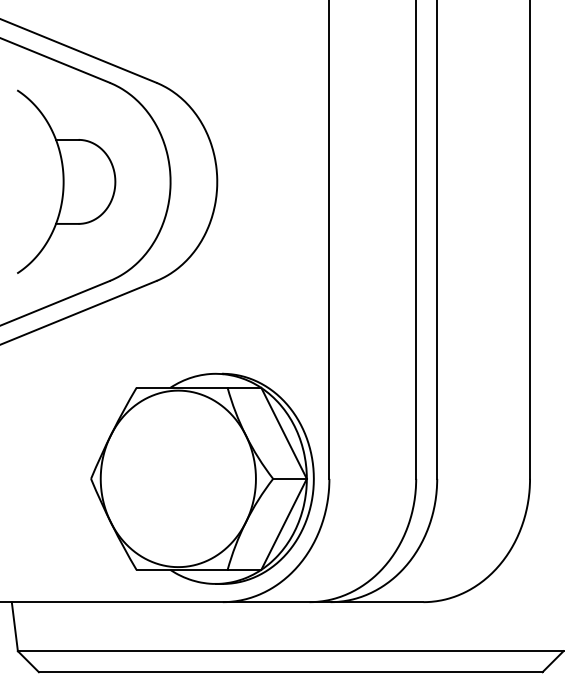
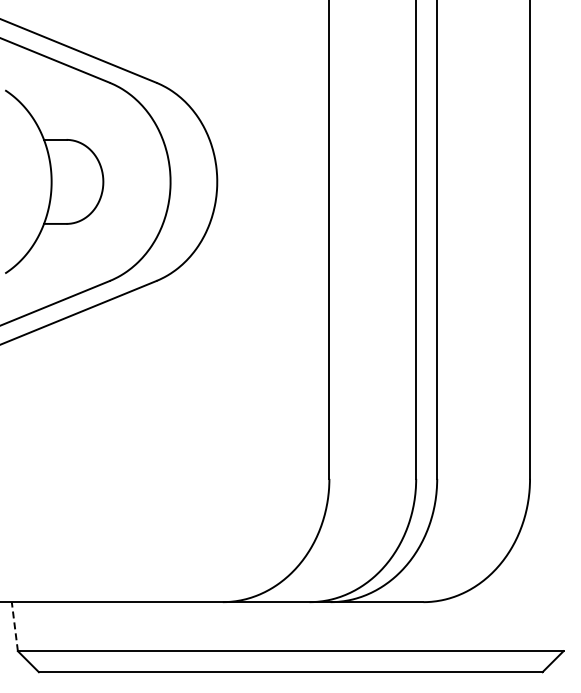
part position: (66, 181) -> (54, 181) (54, 181)
part: present -> none (202, 478)
line: solid -> dashed (14, 626)
